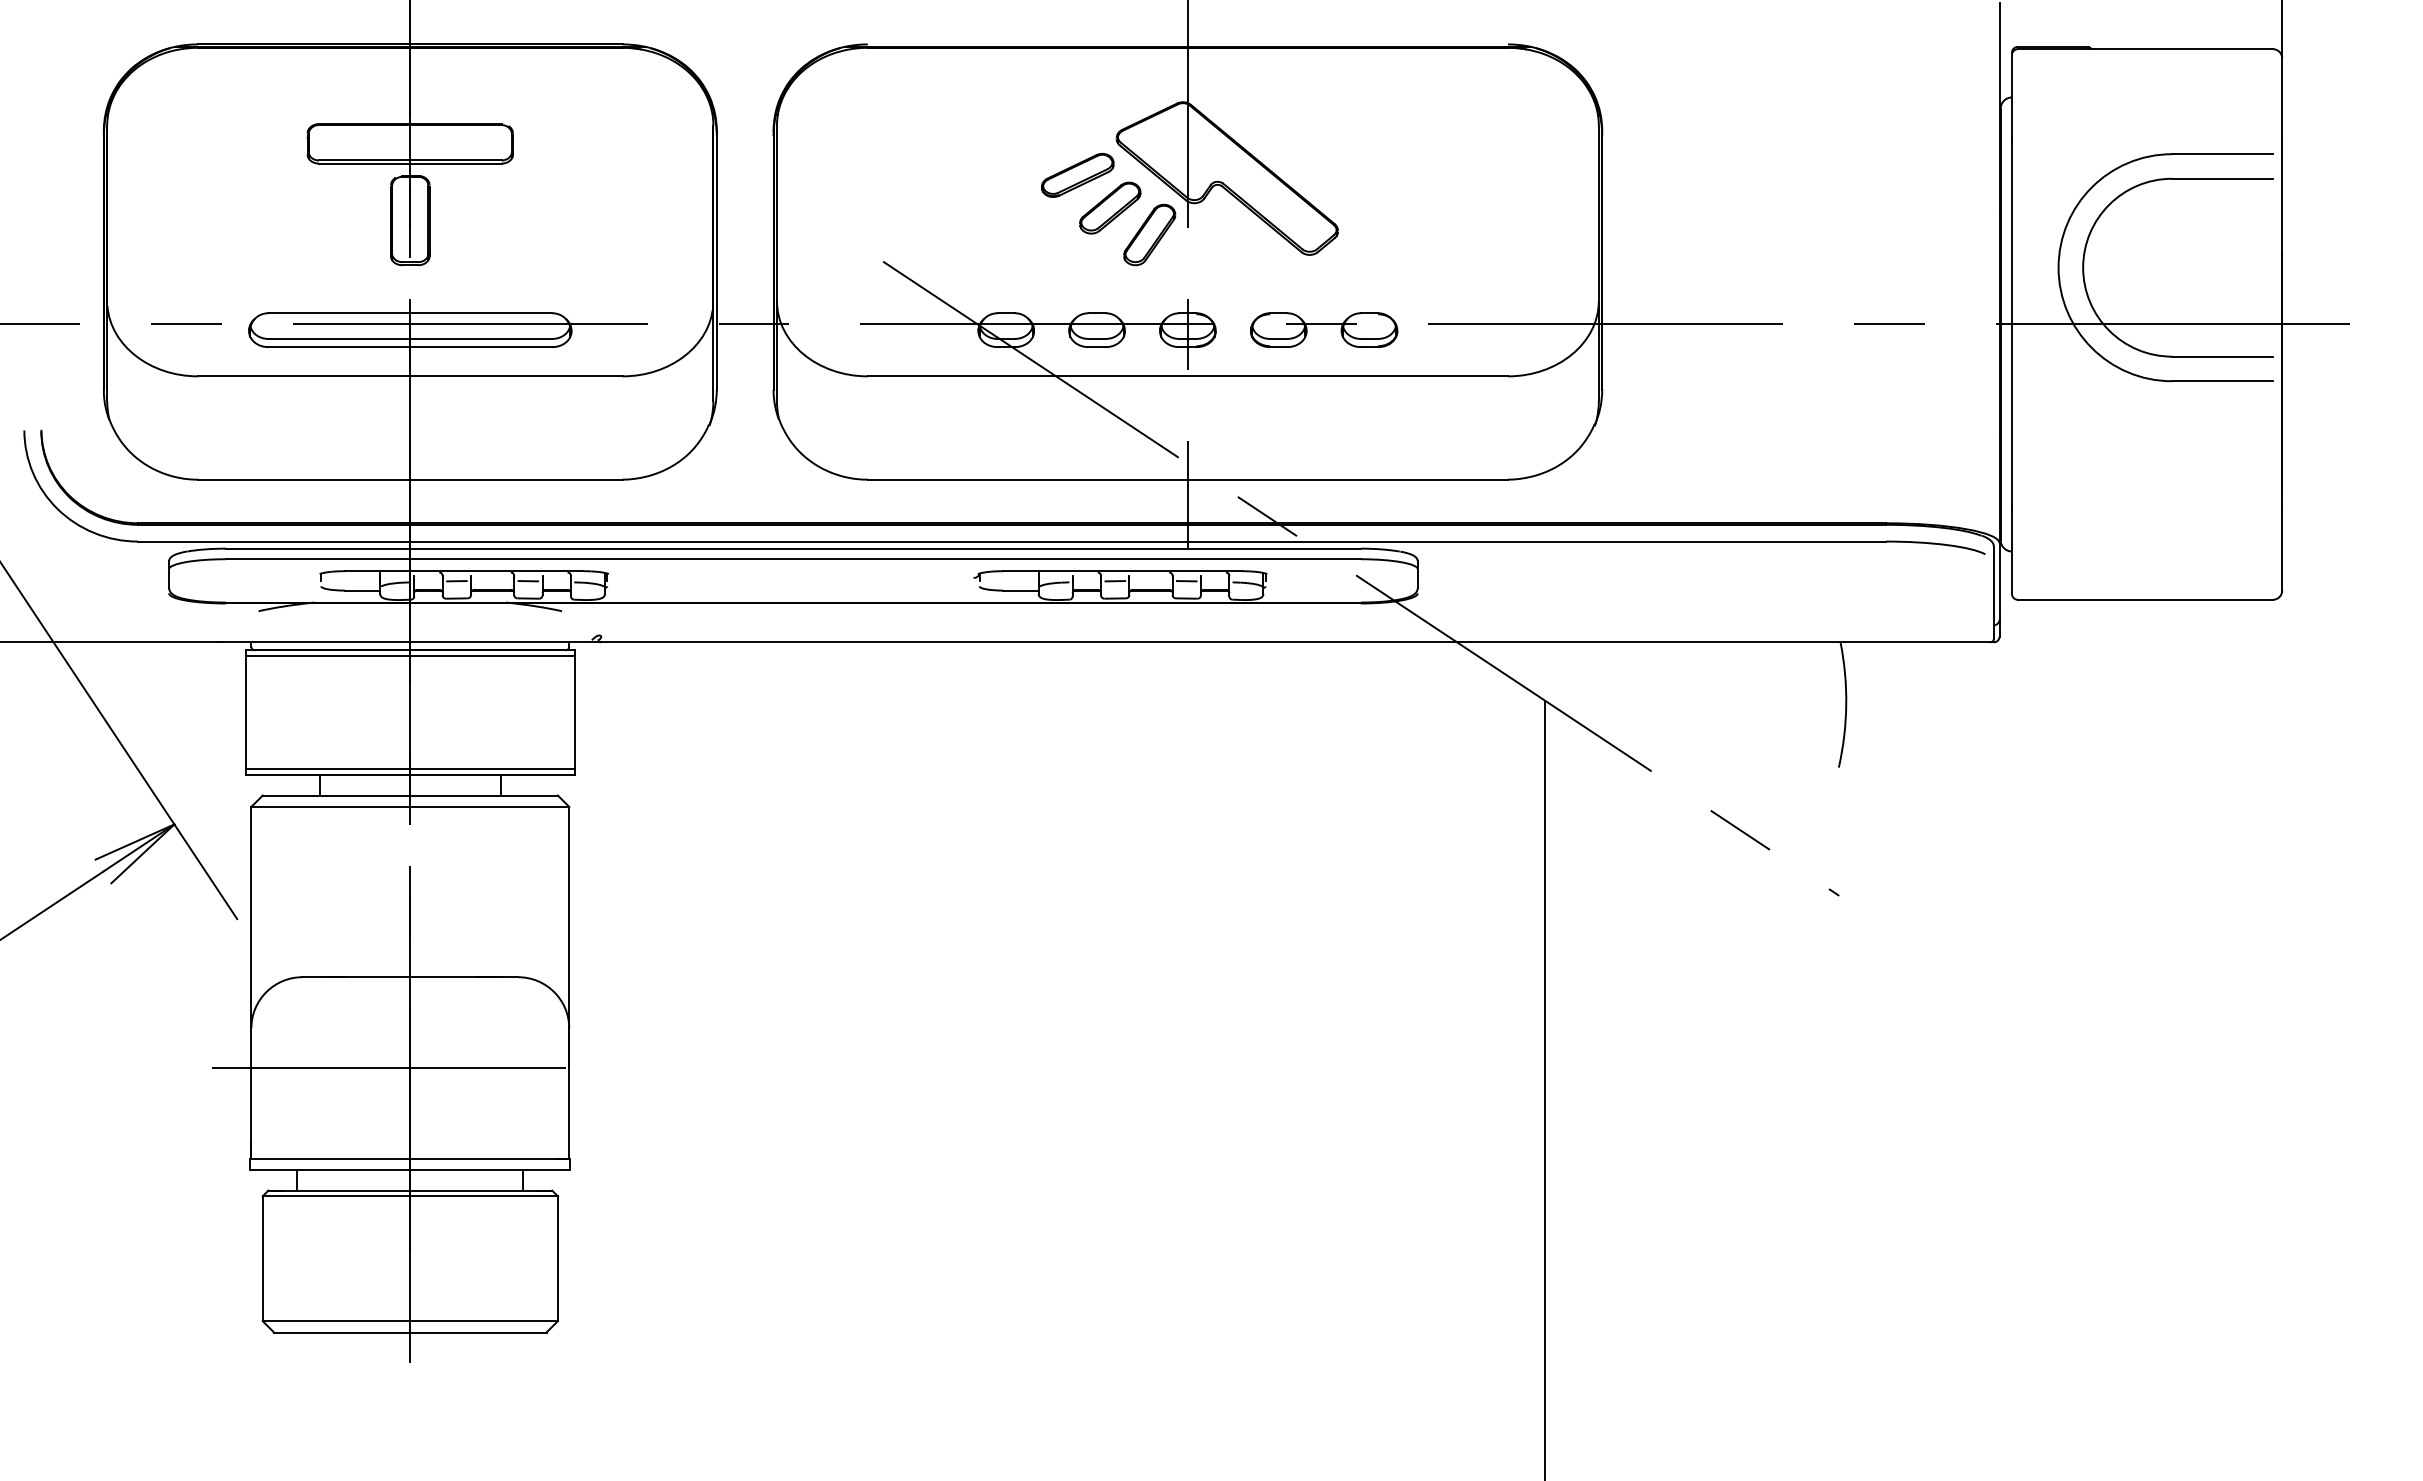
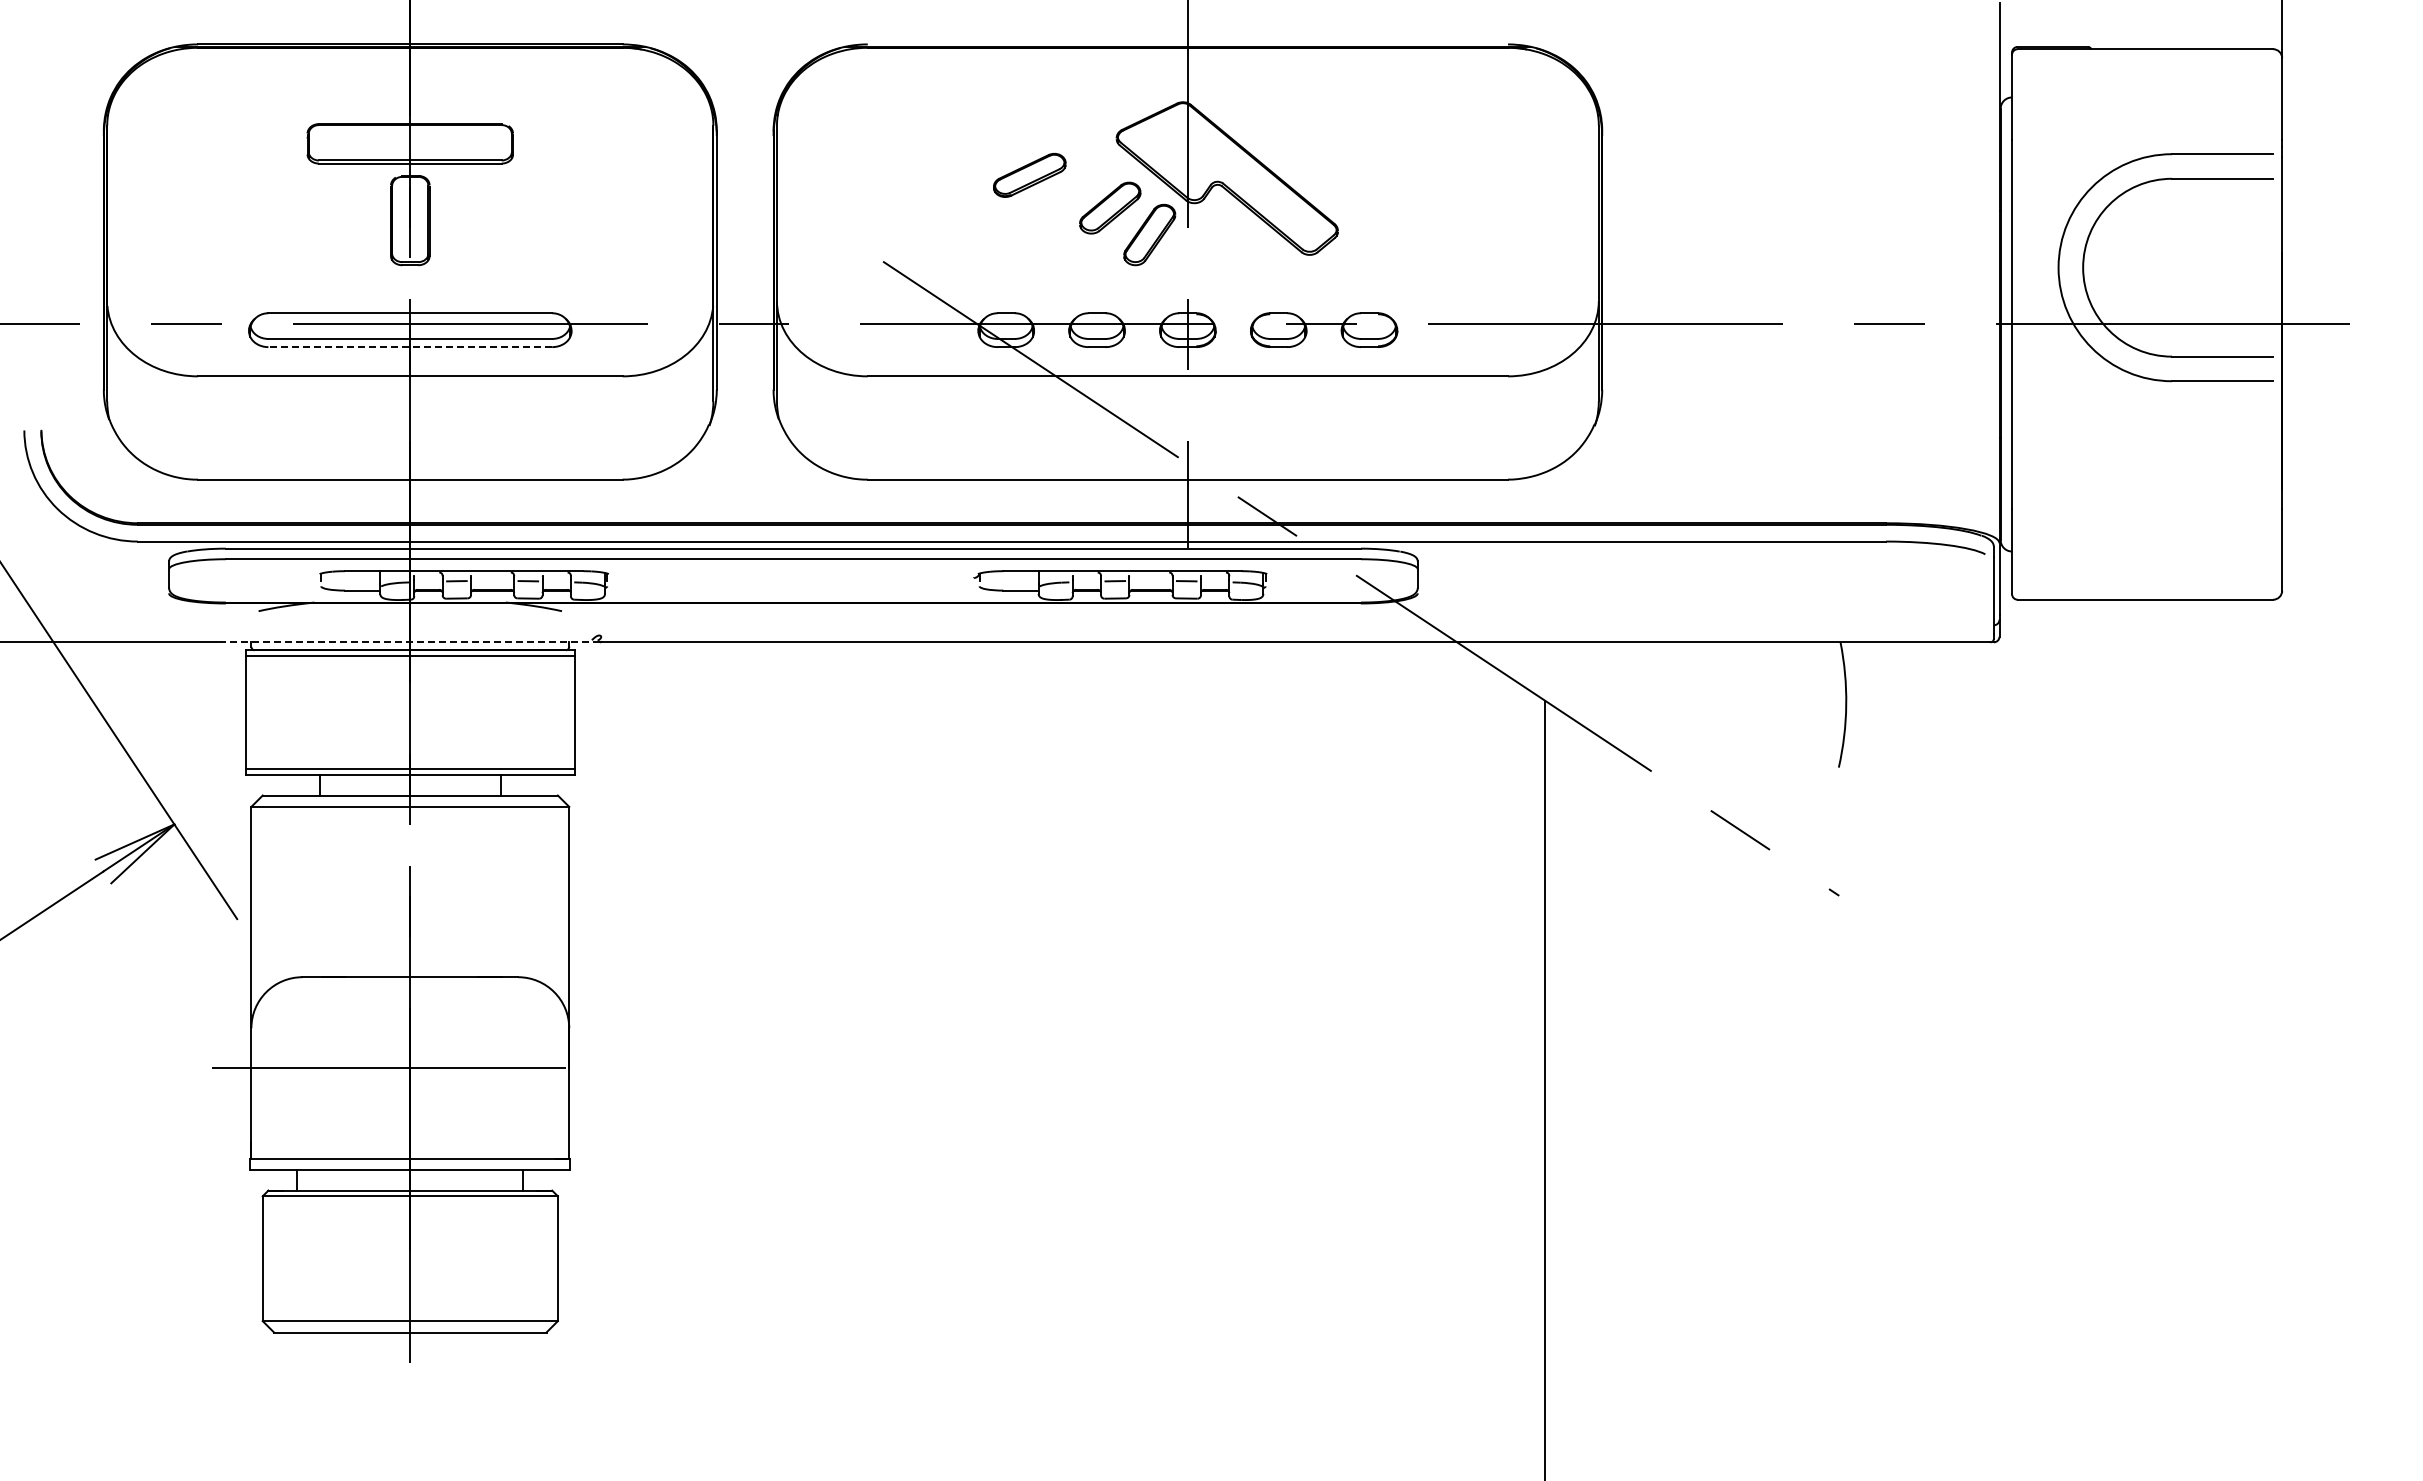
part position: (1077, 175) -> (1029, 175) (1029, 175)
line: solid -> dashed (410, 347)
line: solid -> dashed (410, 642)
